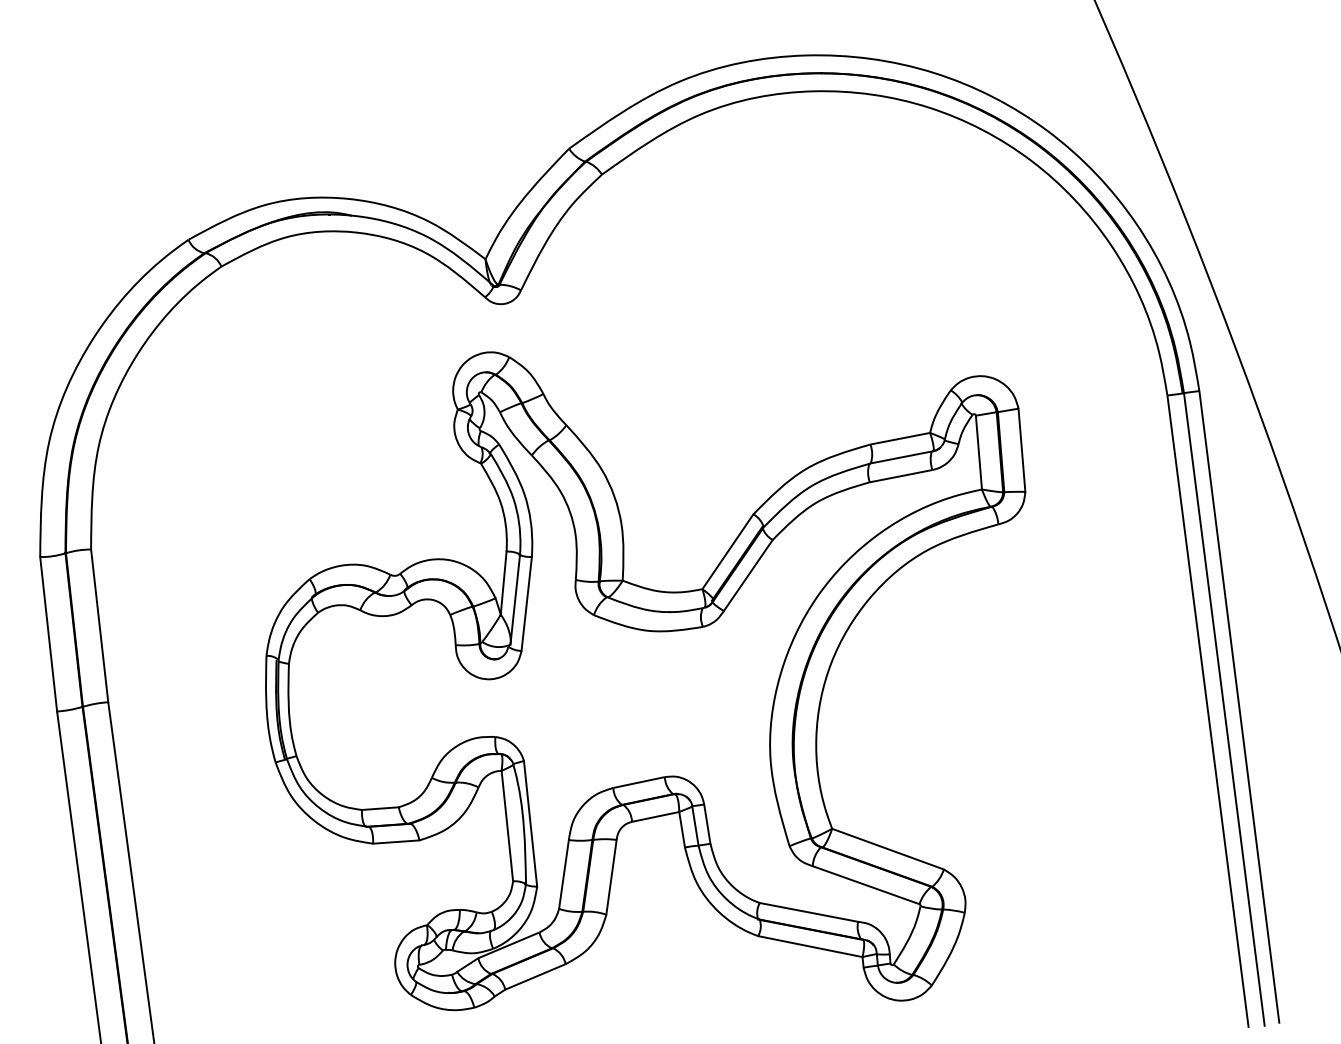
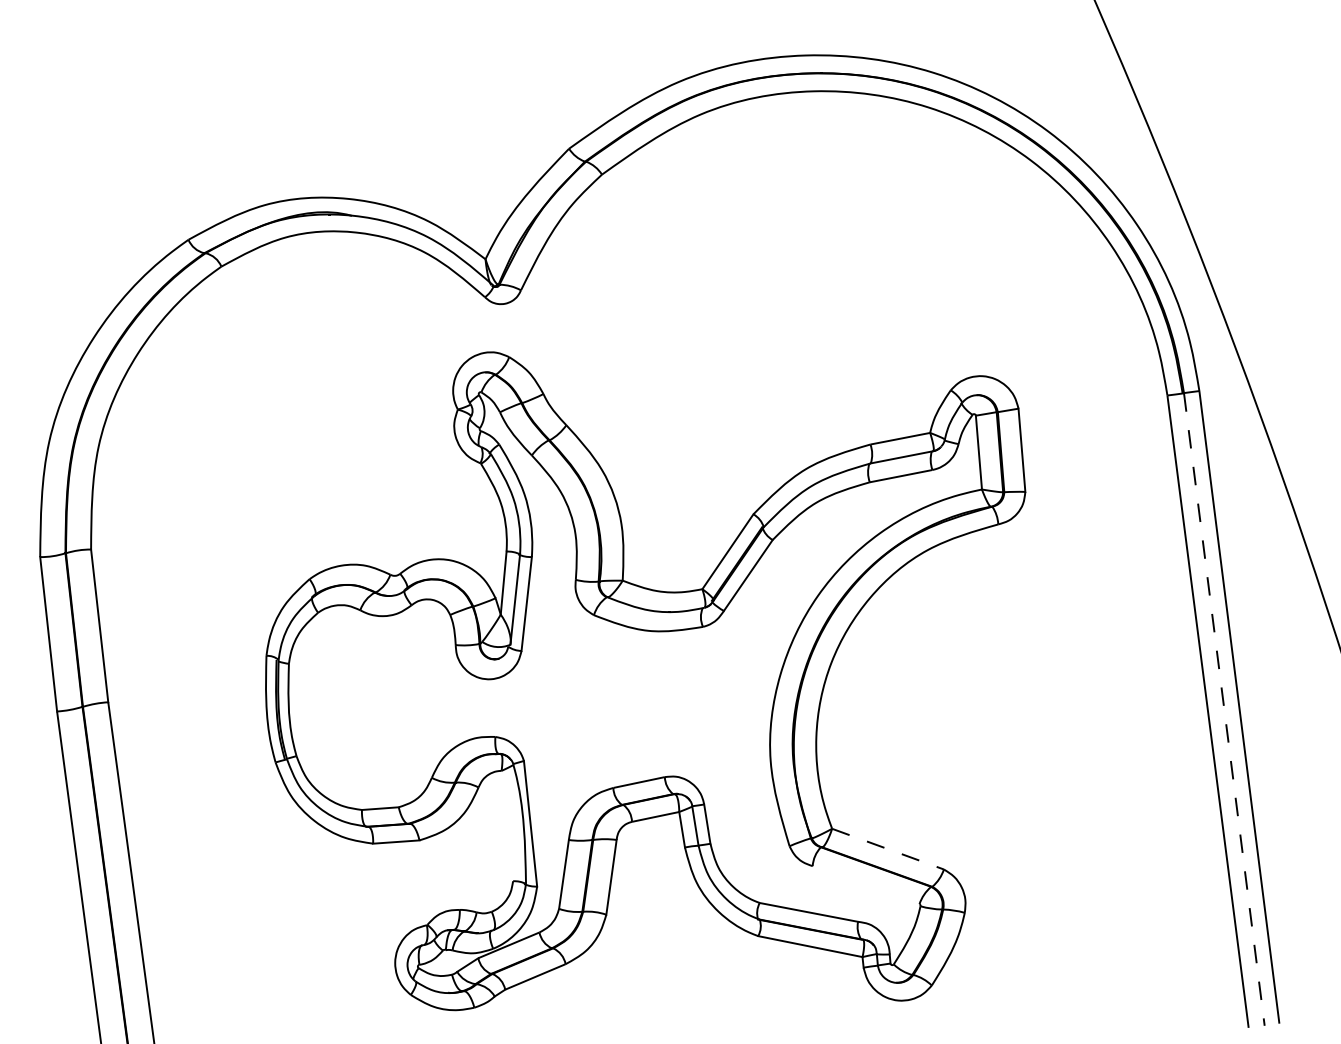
line: solid -> dashed (1224, 709)
line: present -> none (507, 825)
line: solid -> dashed (888, 849)
line: present -> none (865, 885)
